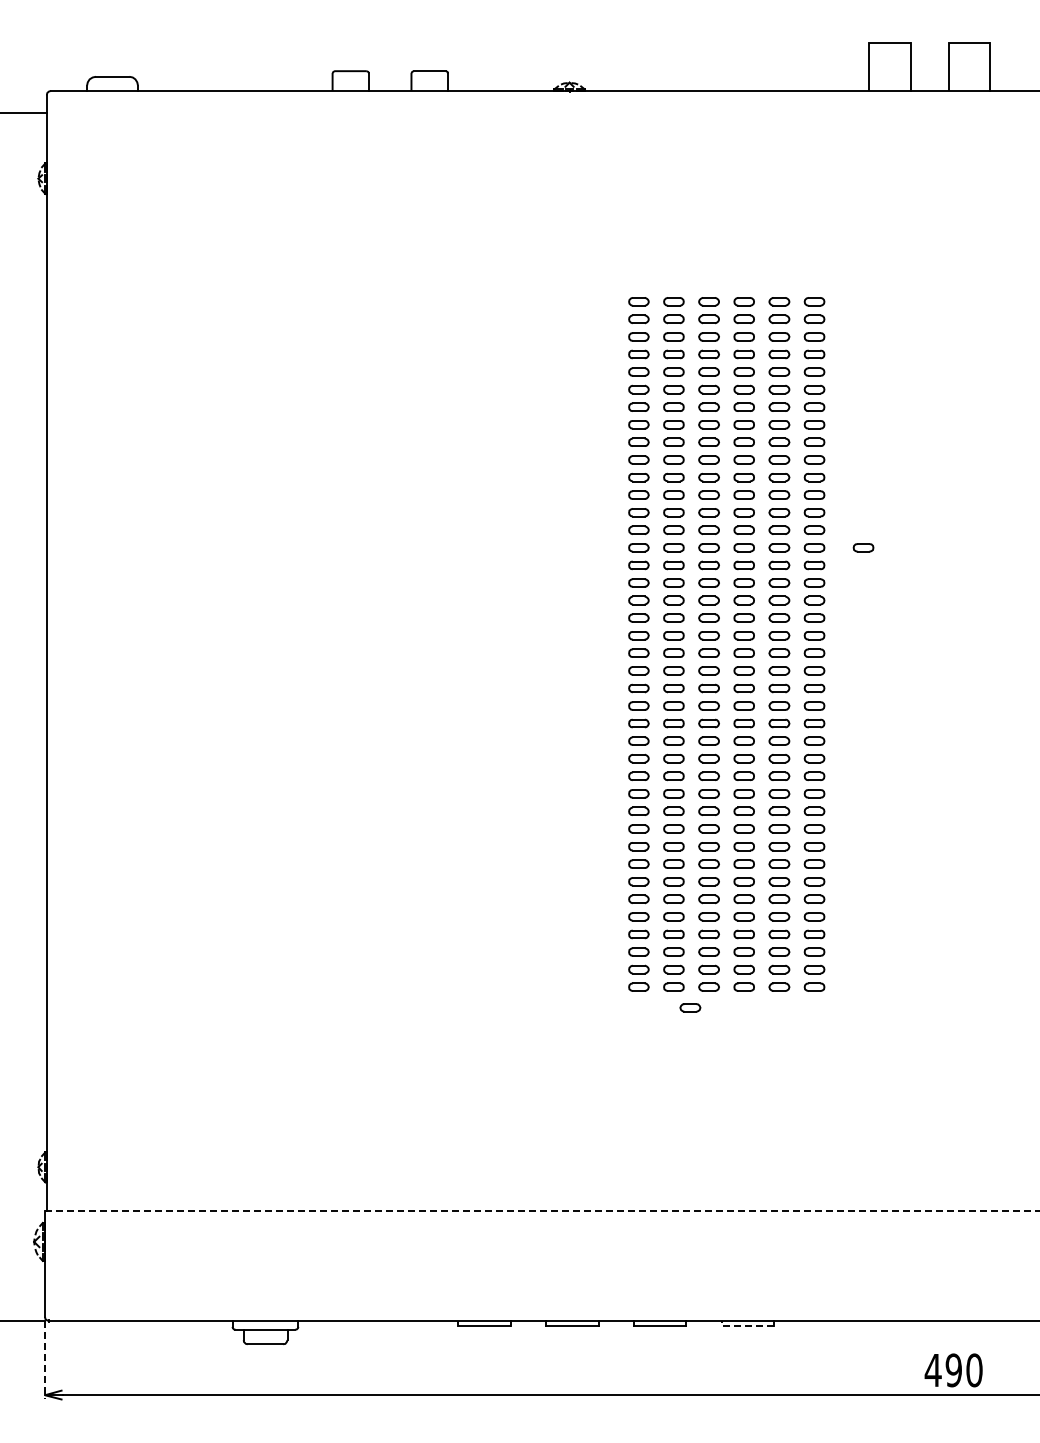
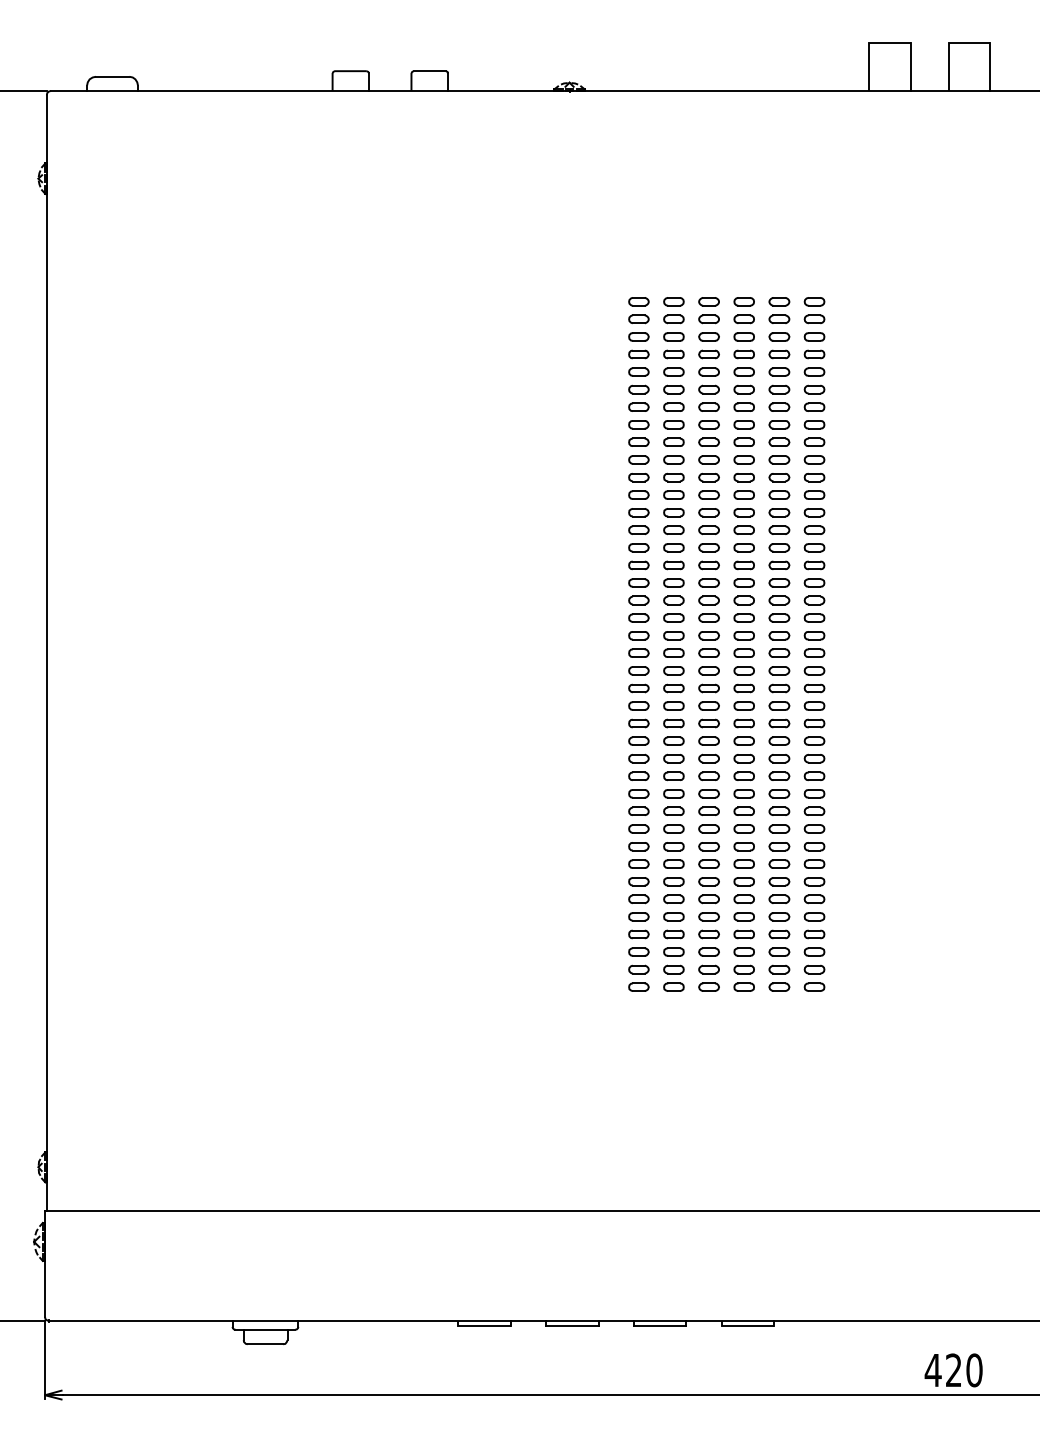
line position: (24, 112) -> (24, 90) (24, 90)
part: present -> none (863, 547)
part: present -> none (690, 1007)
line: dashed -> solid (542, 1211)
line: dashed -> solid (744, 1325)
line: dashed -> solid (45, 1360)
text: 490 -> 420 (953, 1370)
